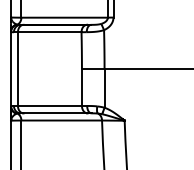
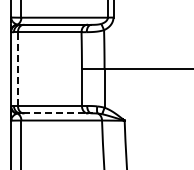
line: solid -> dashed (17, 69)
line: solid -> dashed (55, 113)
